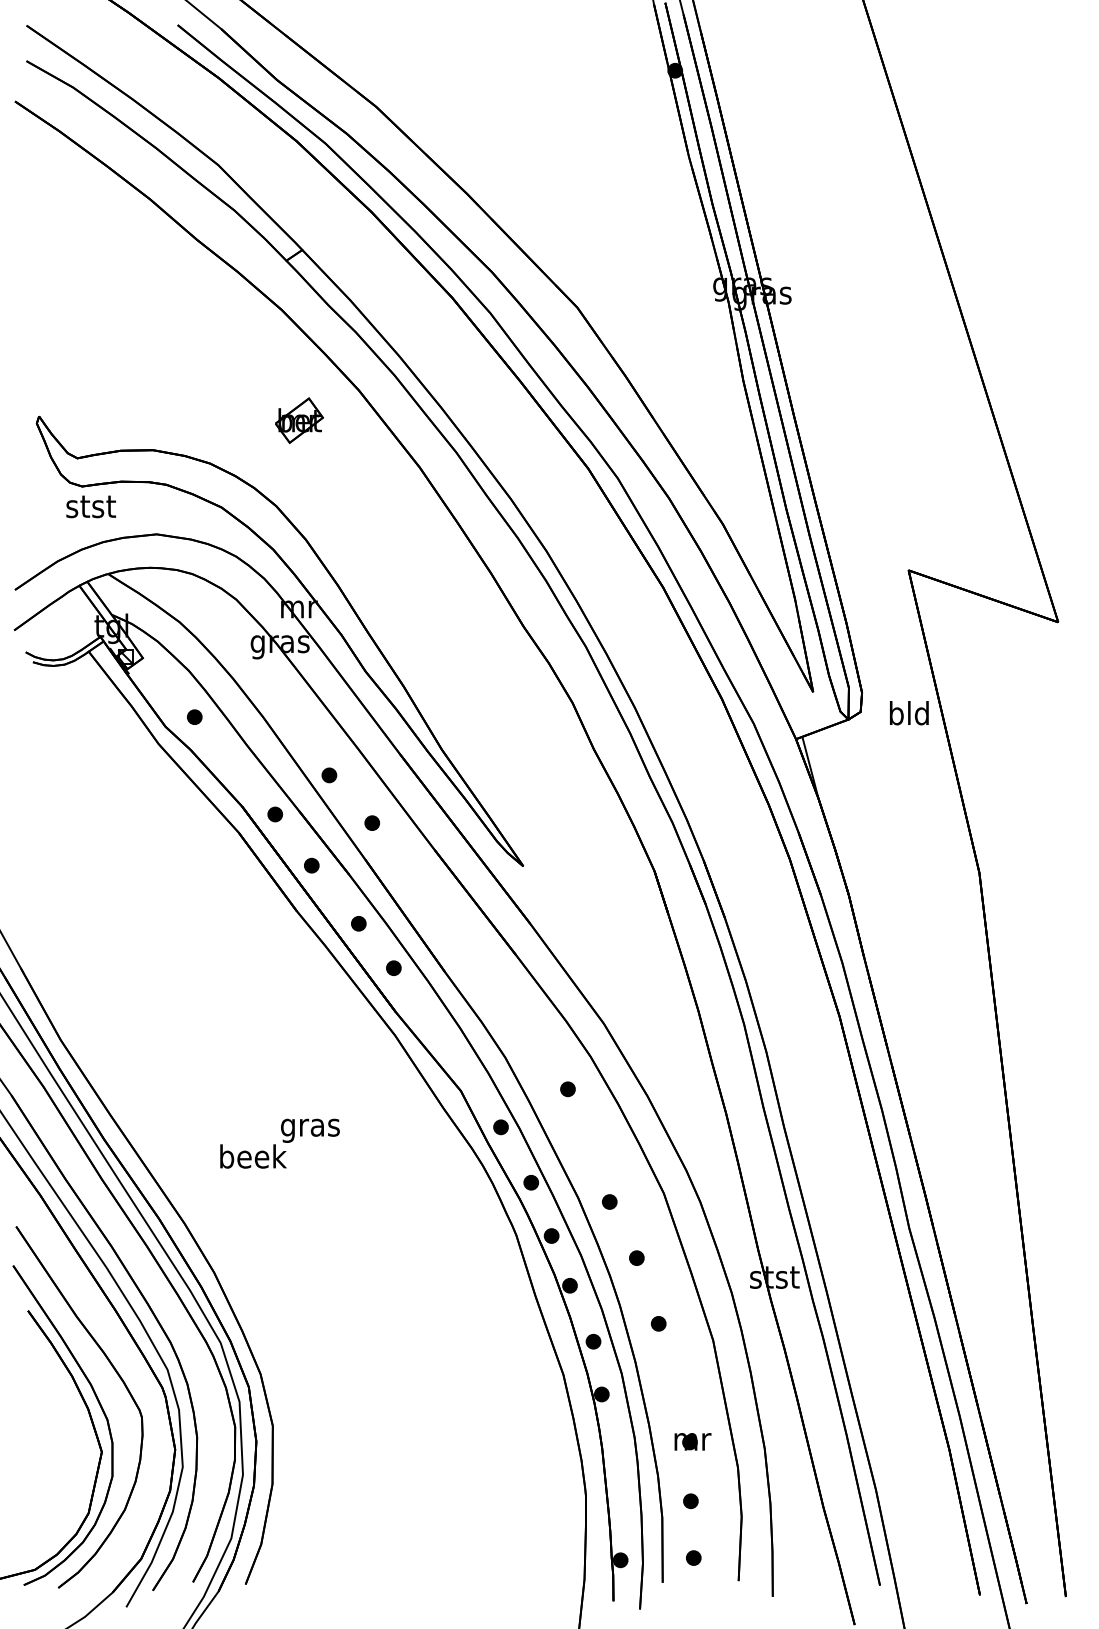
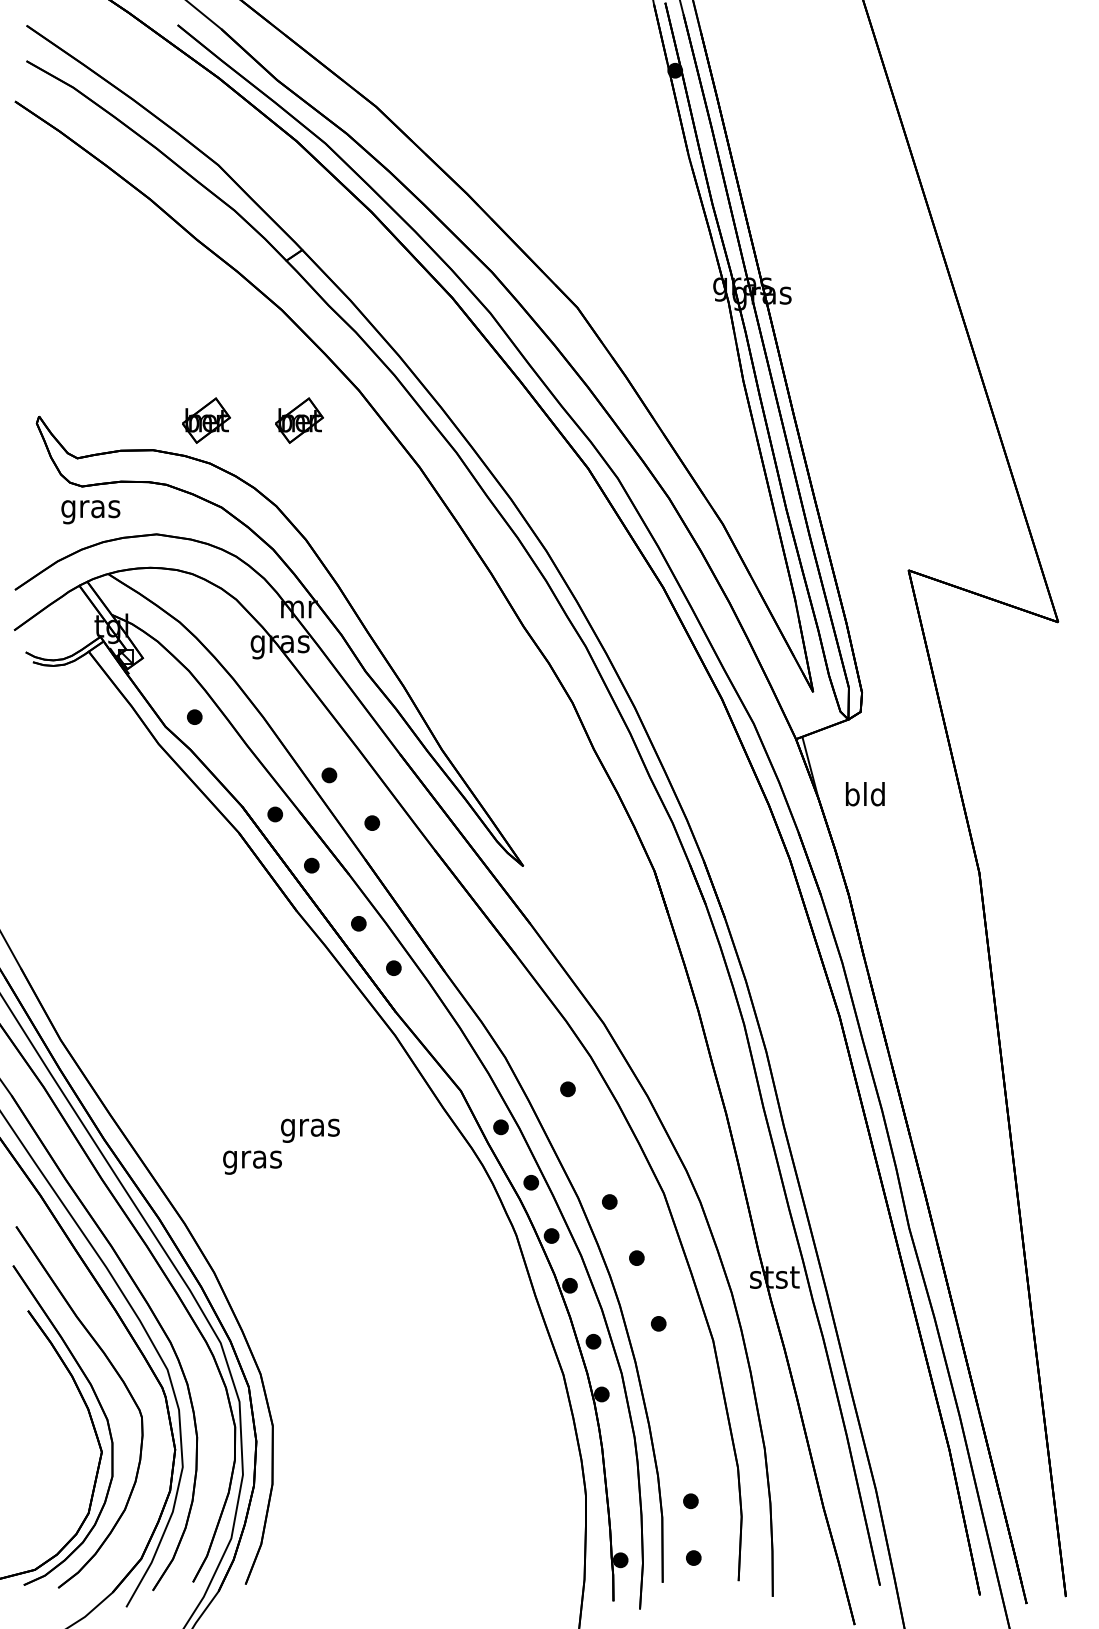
part: none -> present (206, 420)
text: stst -> gras (90, 509)
text position: (909, 713) -> (865, 794) (865, 794)
text: beek -> gras (253, 1159)
part: present -> none (692, 1441)
